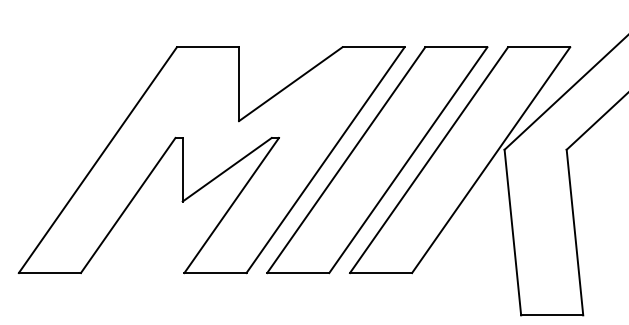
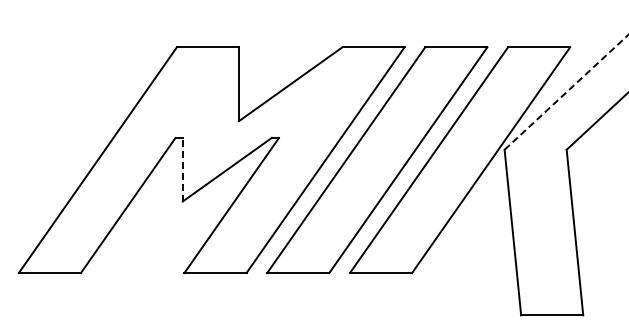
line: solid -> dashed (566, 92)
line: solid -> dashed (182, 169)
